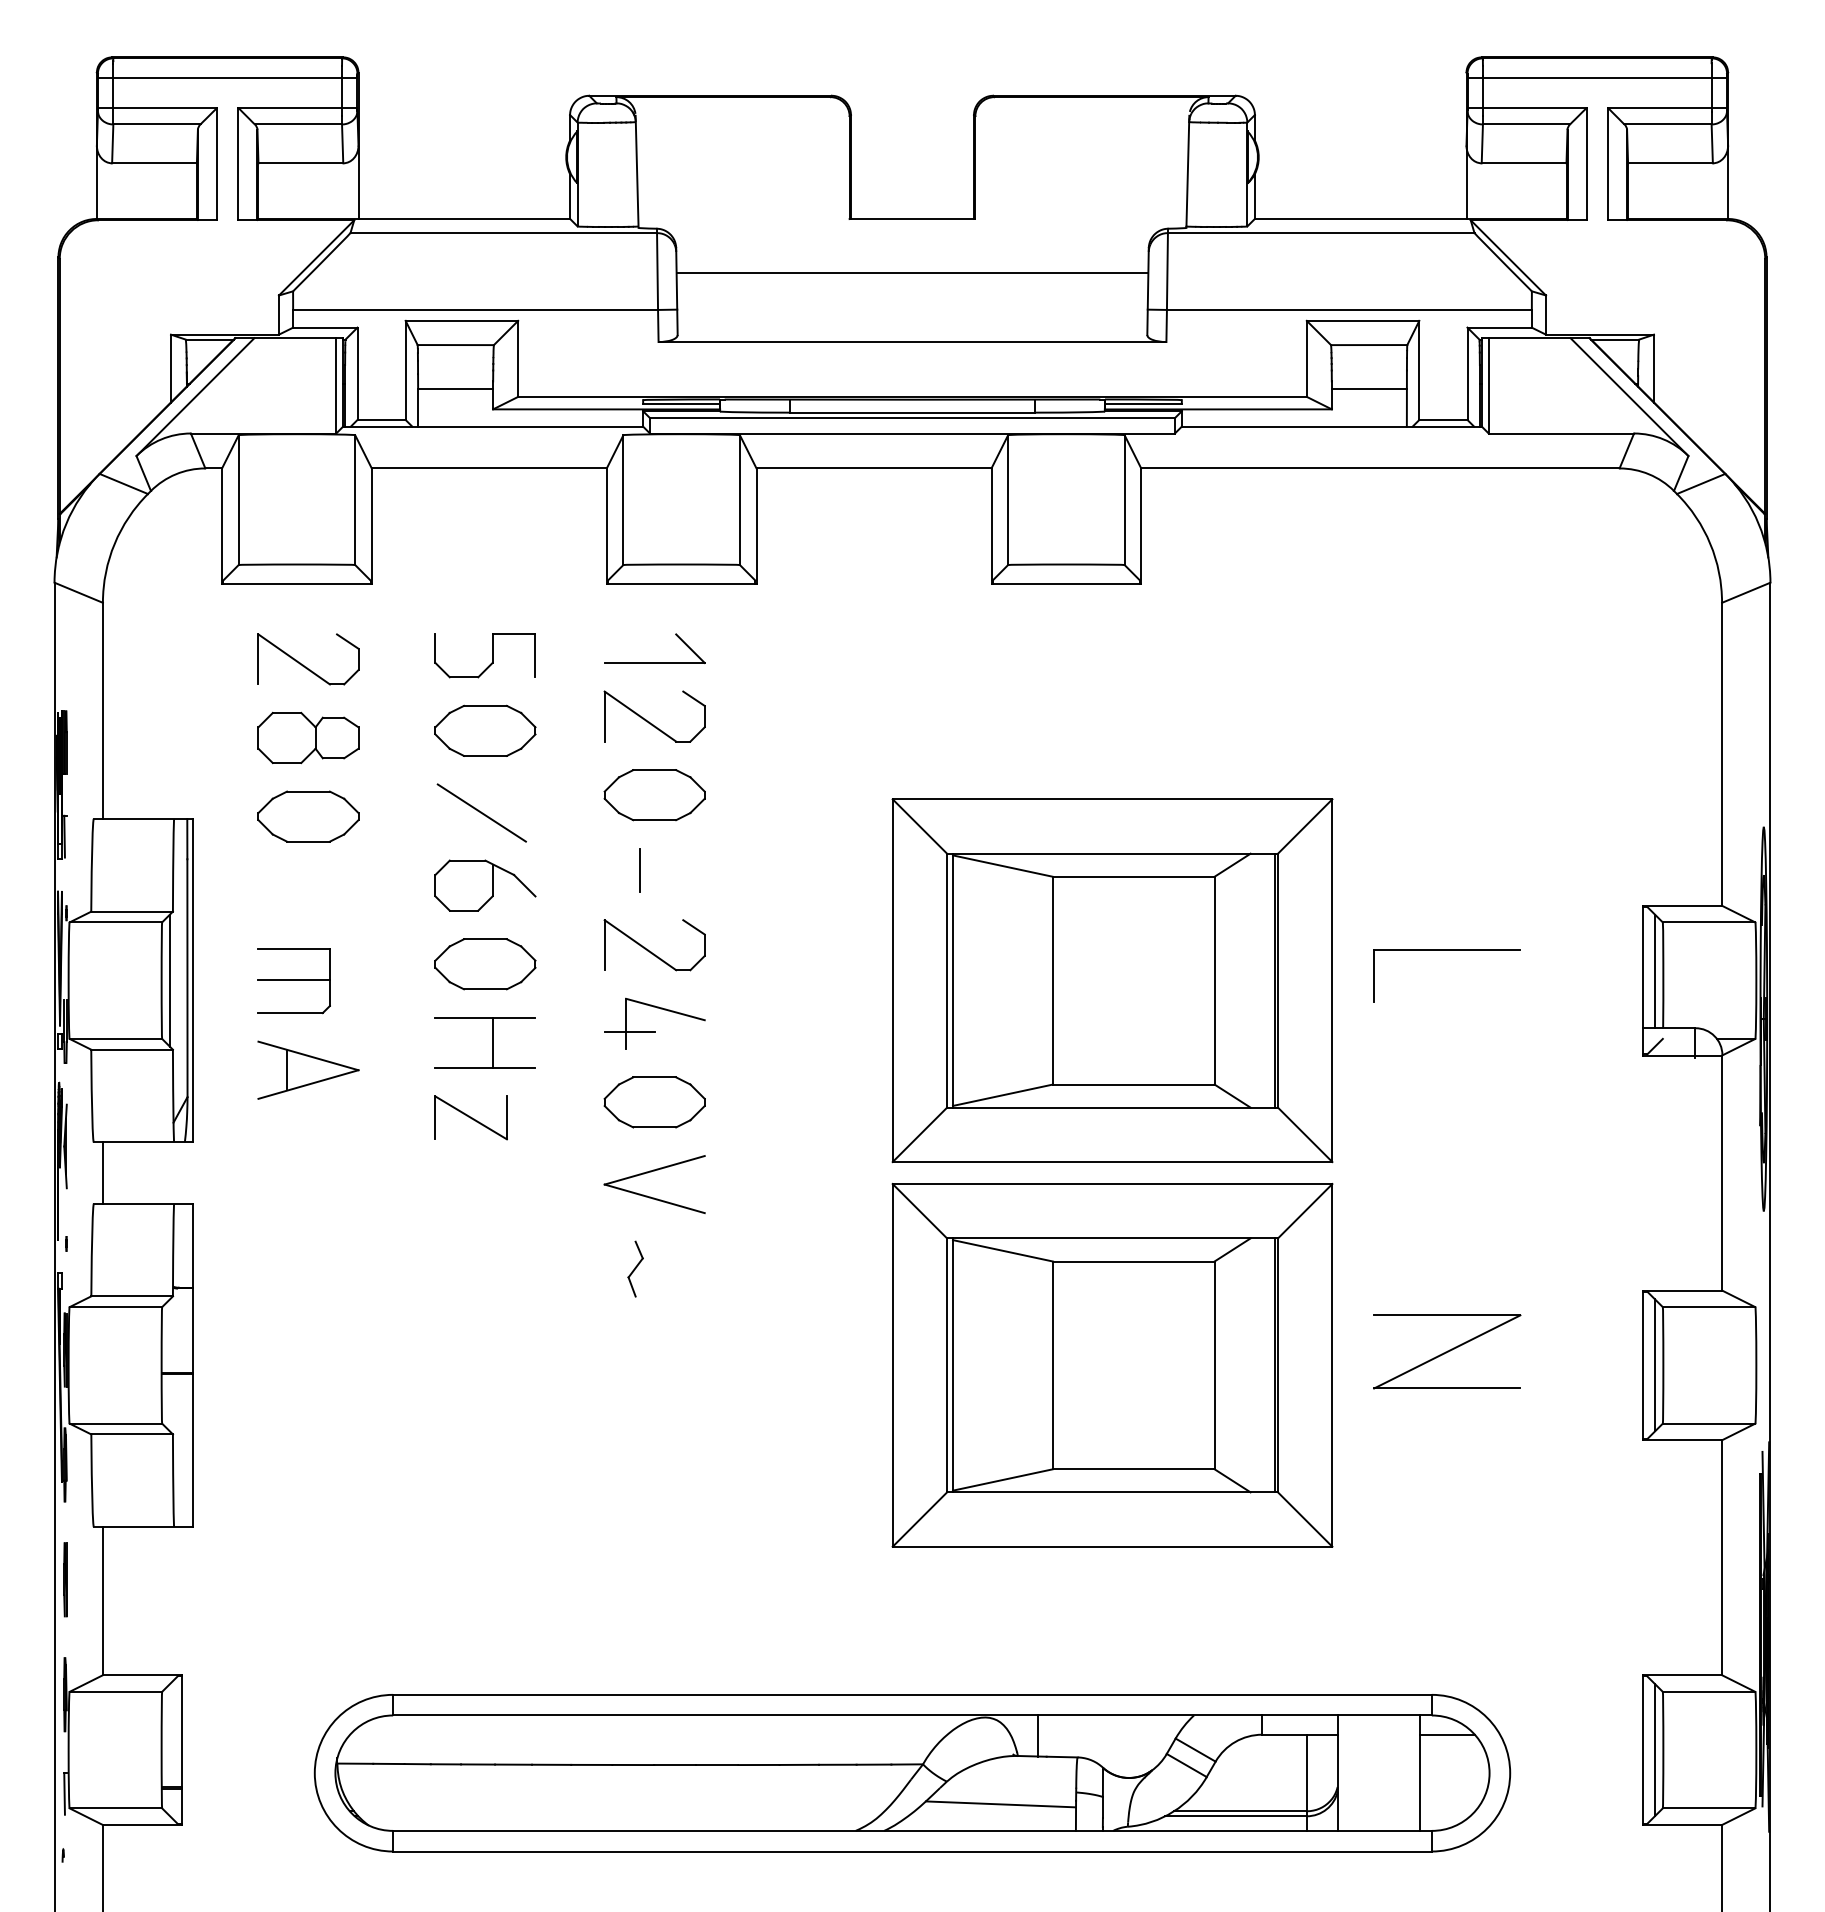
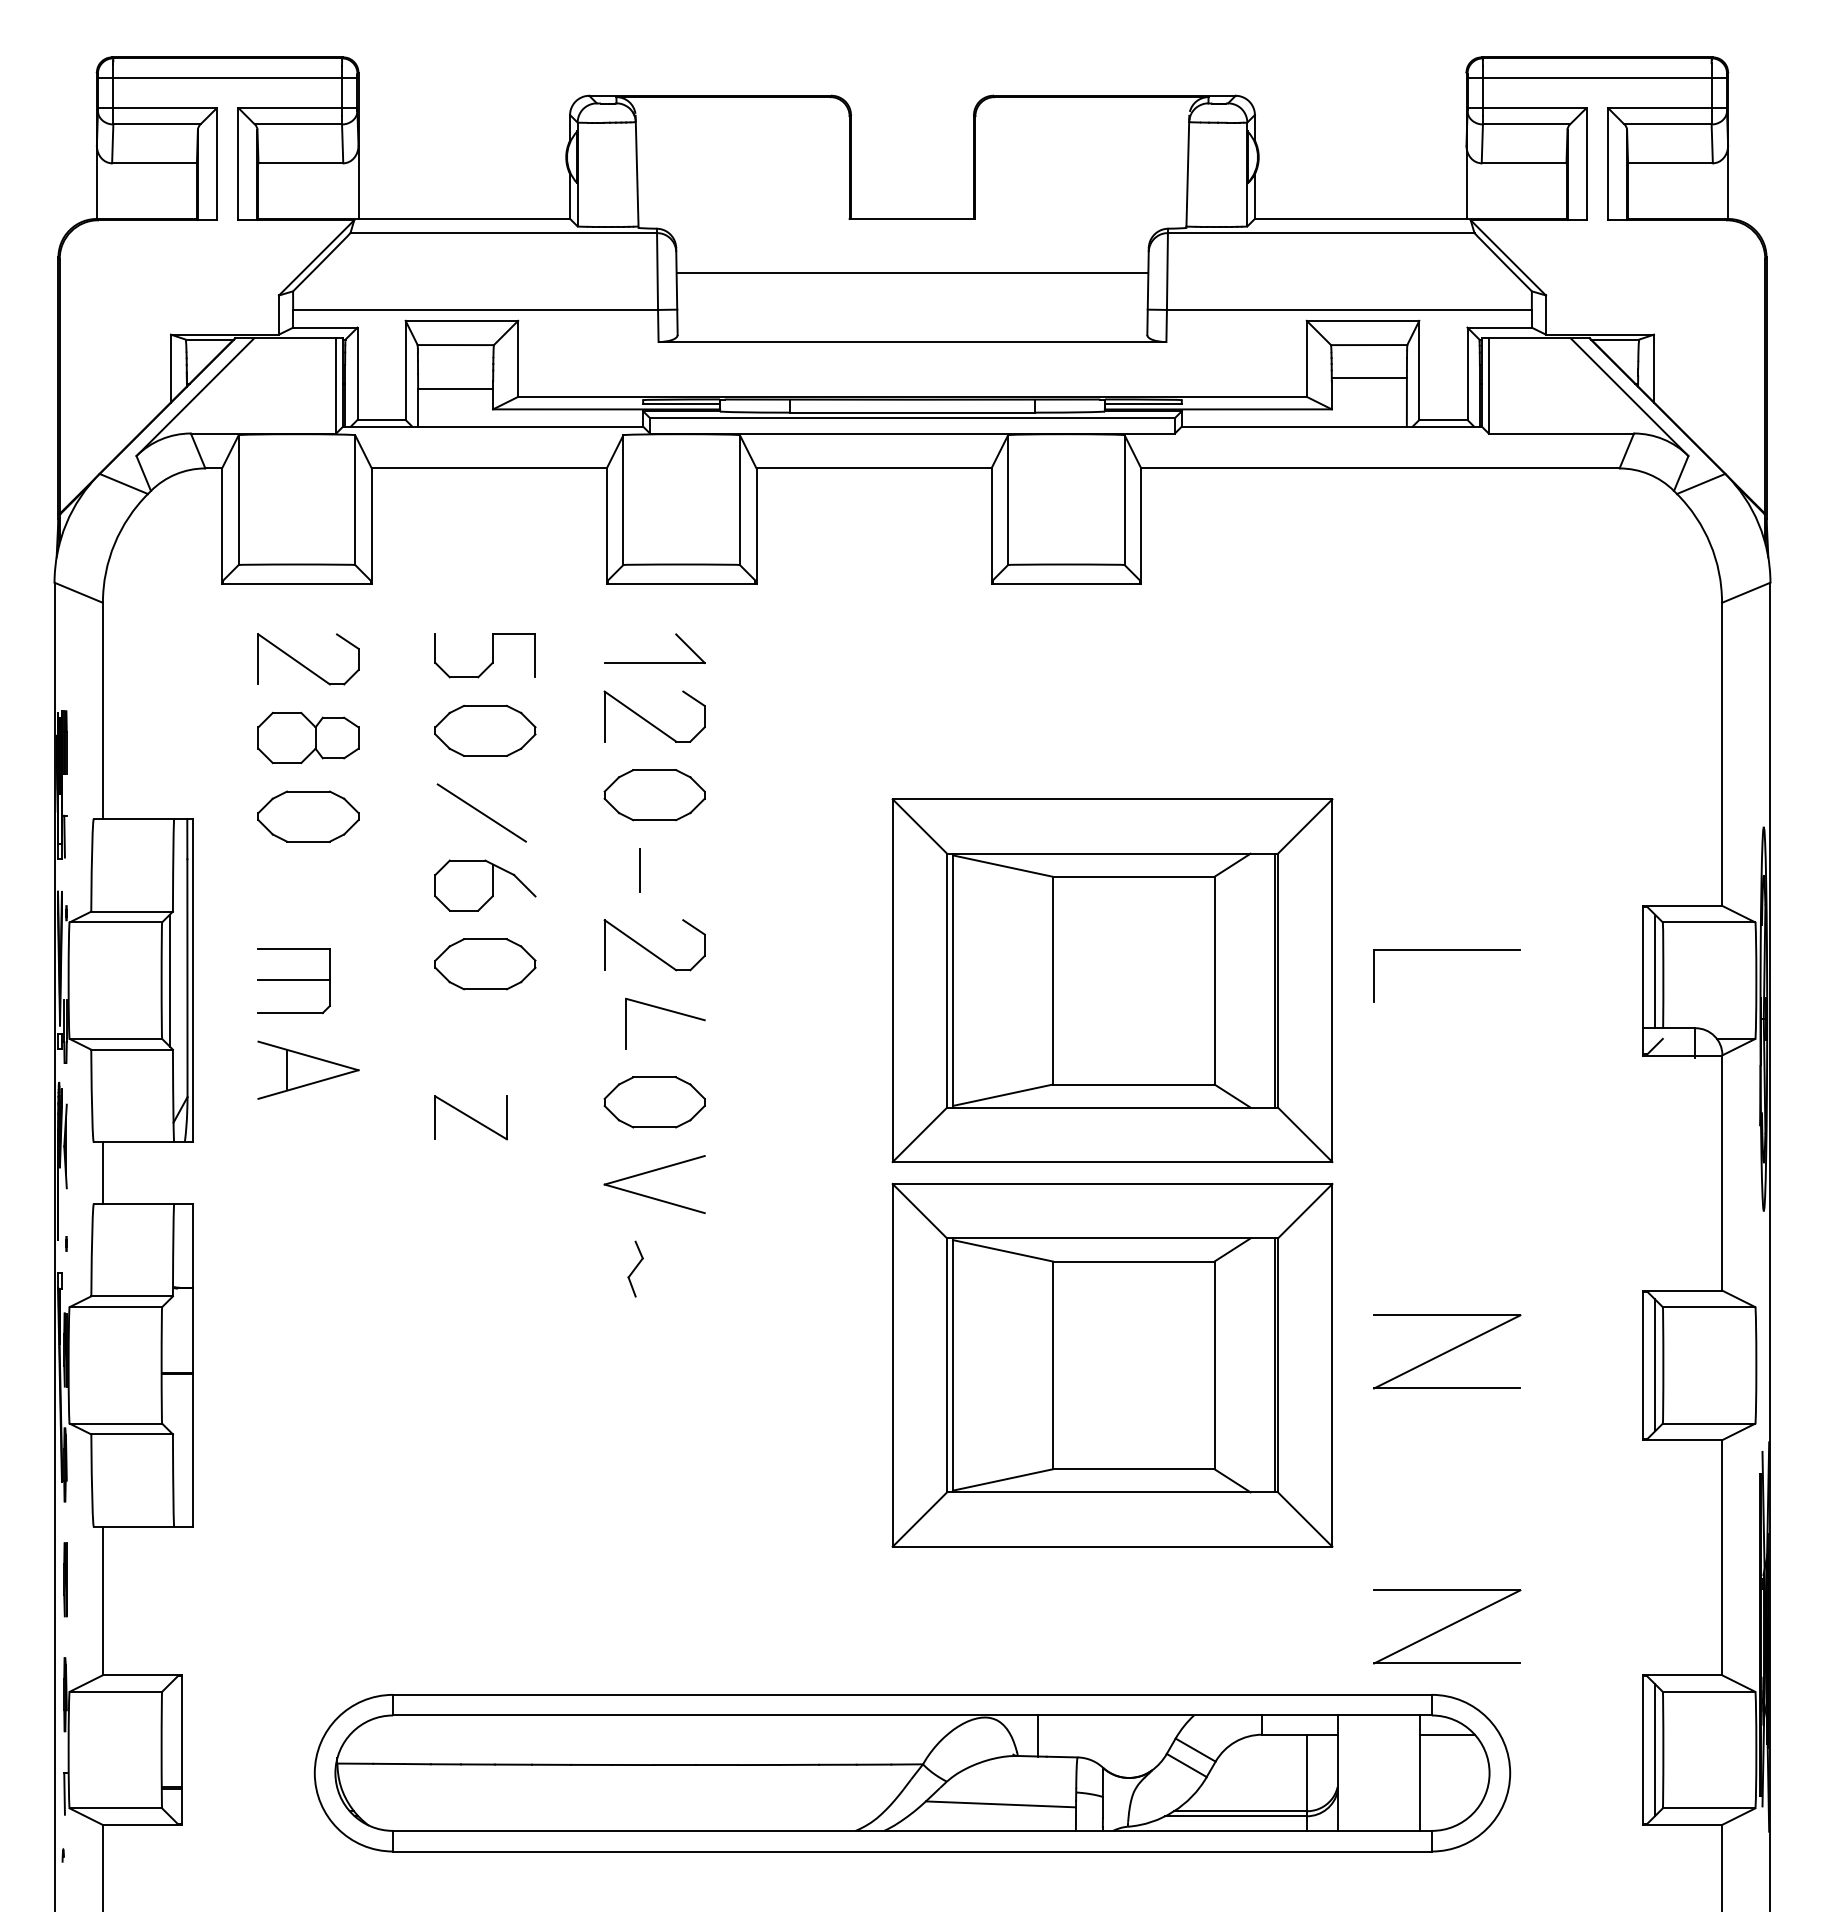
line position: (1368, 389) -> (1368, 378) (1368, 378)
line: present -> none (629, 1032)
part: present -> none (492, 1042)
part: none -> present (1447, 1626)
